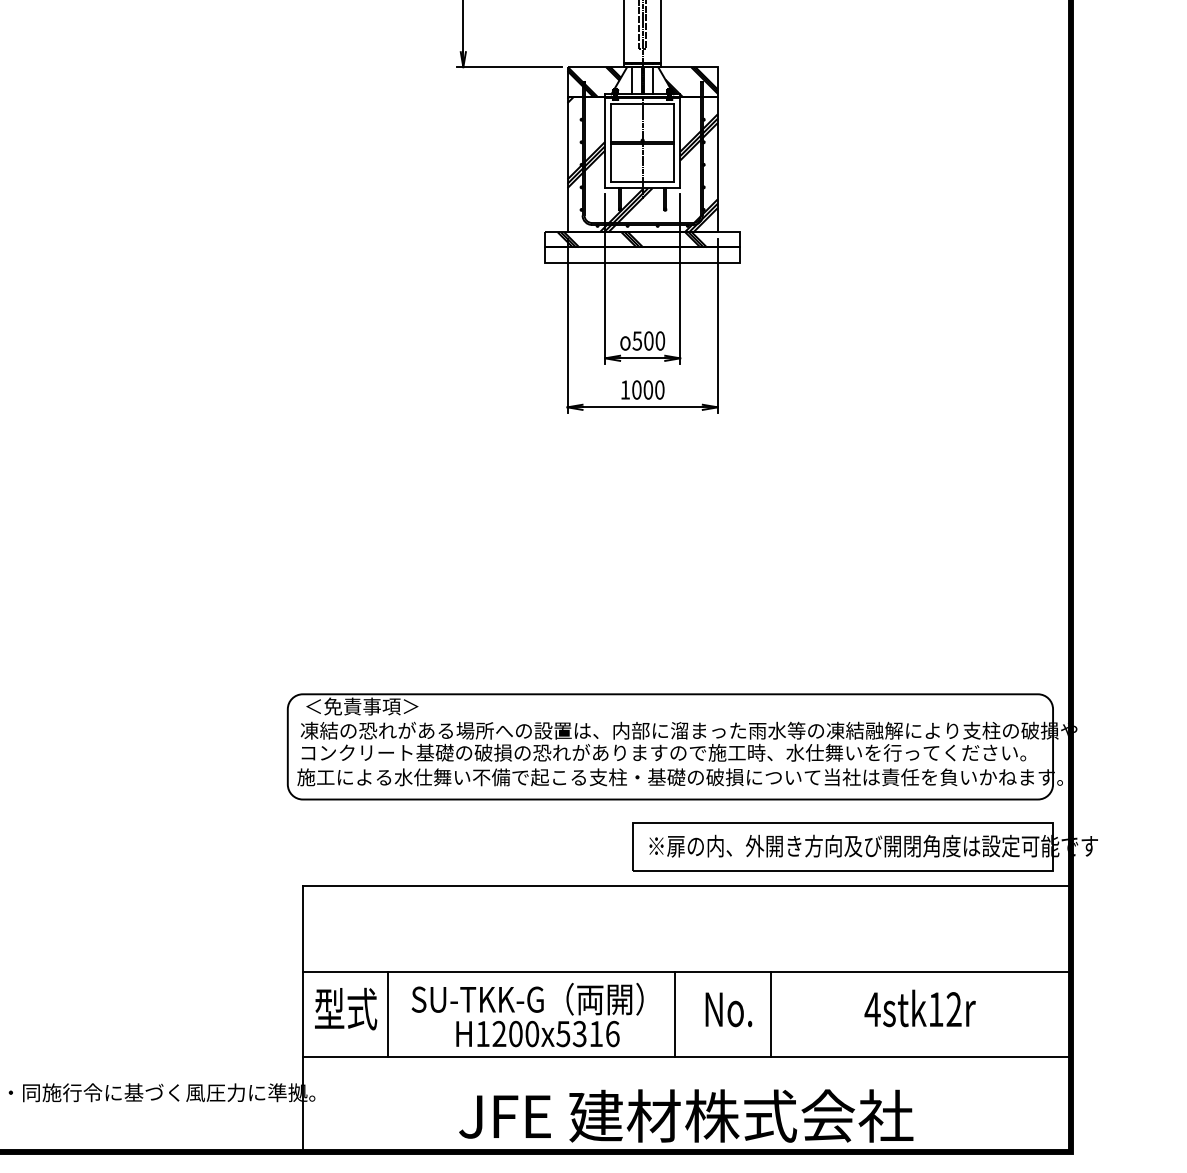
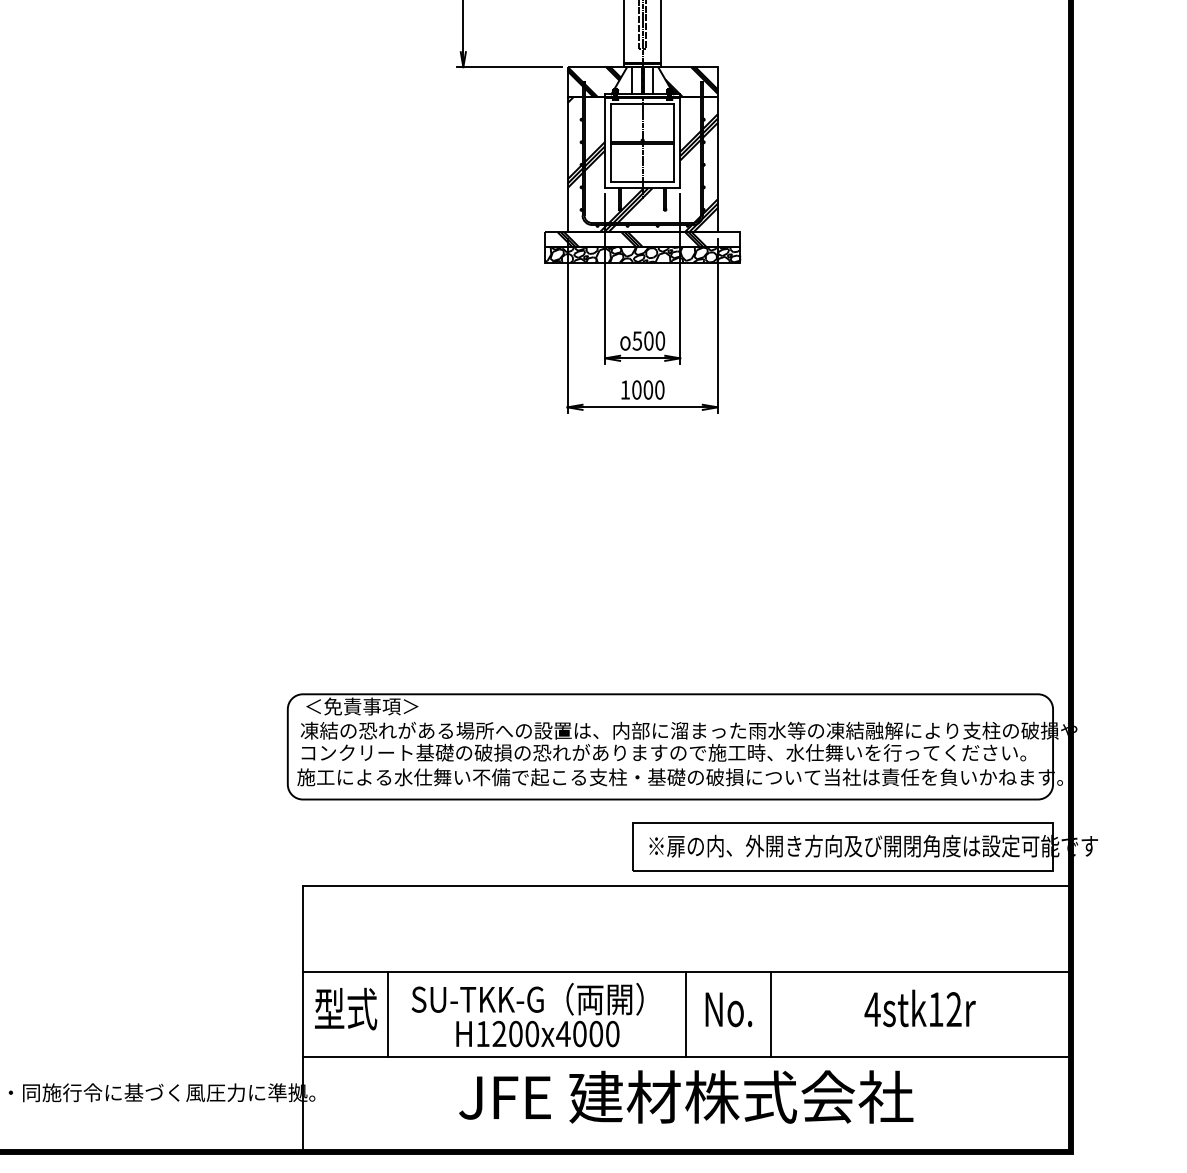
hatch: none -> present (642, 254)
line position: (675, 1013) -> (686, 1013) (686, 1013)
text: H1200x5316 -> H1200x4000 (587, 1033)
text position: (686, 1115) -> (686, 1096) (686, 1096)
